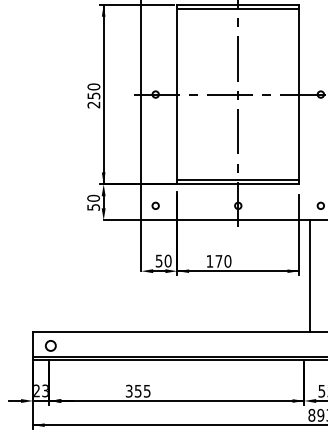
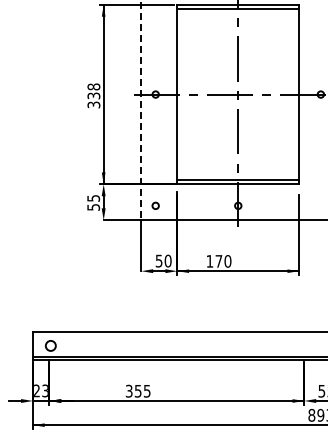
text: 250 -> 338 (93, 95)
line: solid -> dashed (141, 110)
text: 50 -> 55 (93, 197)
circle: present -> none (320, 205)
line: present -> none (310, 275)
